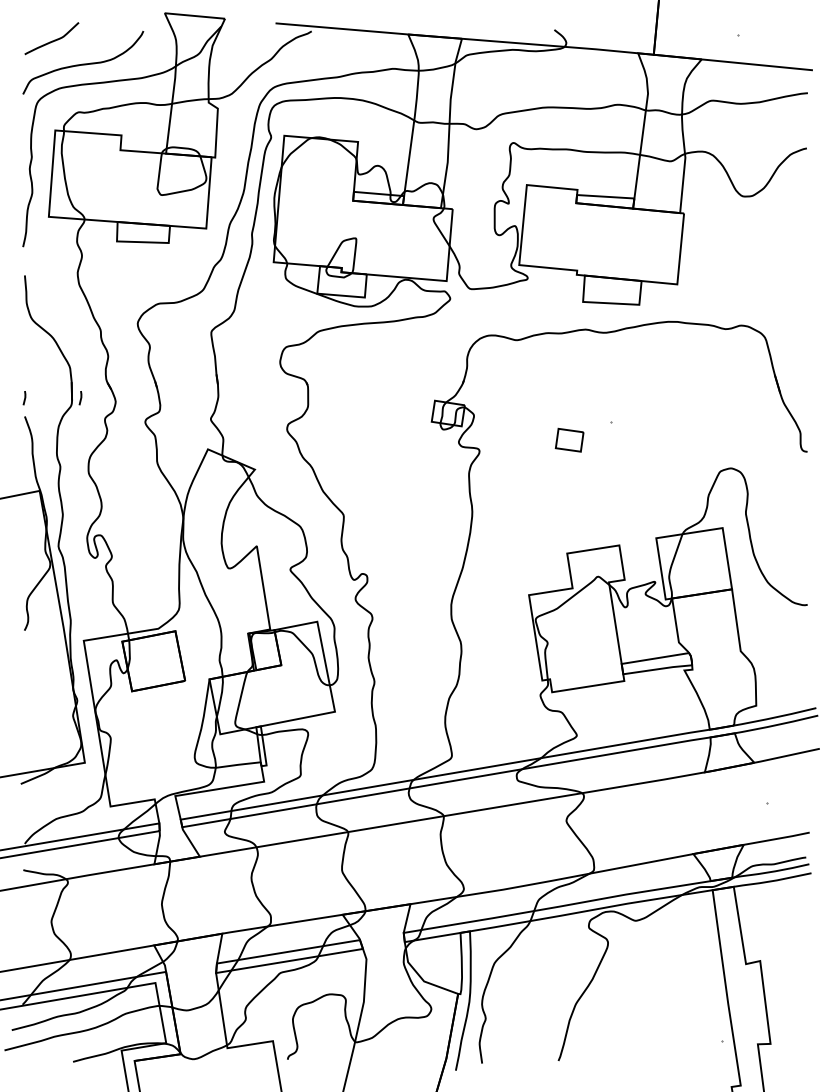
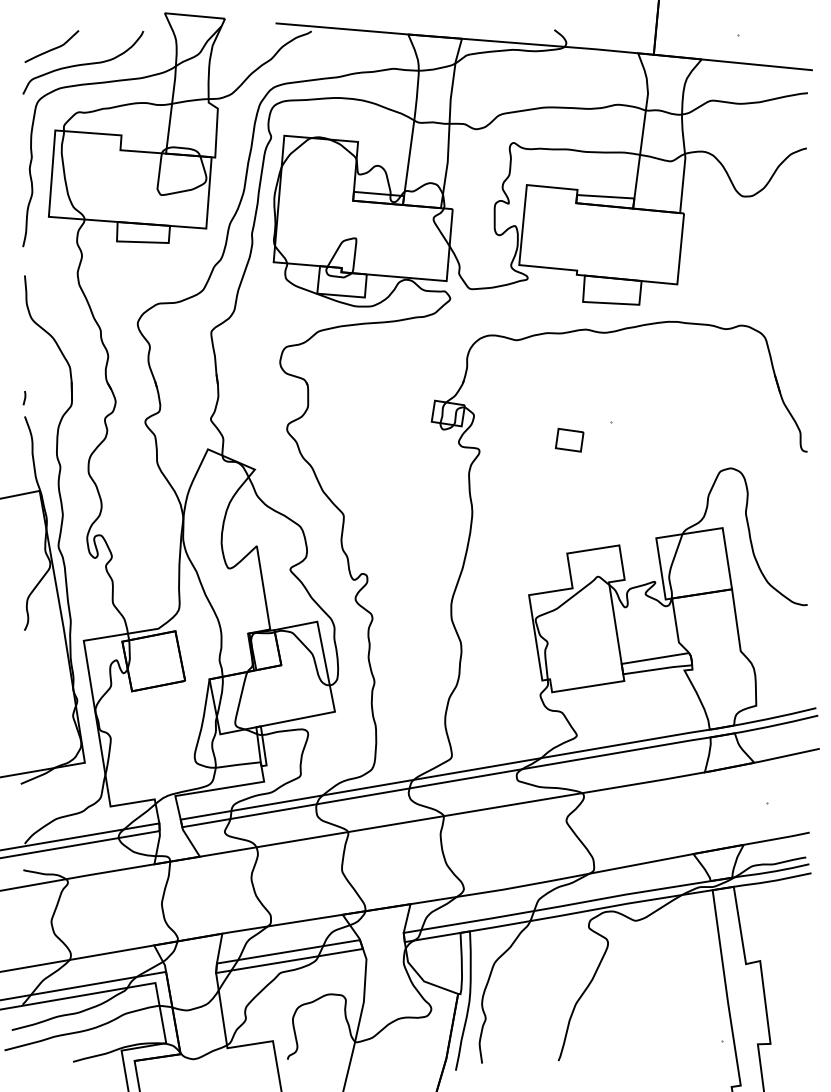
curve position: (52, 40) -> (52, 48) (52, 48)
line: present -> none (80, 398)
